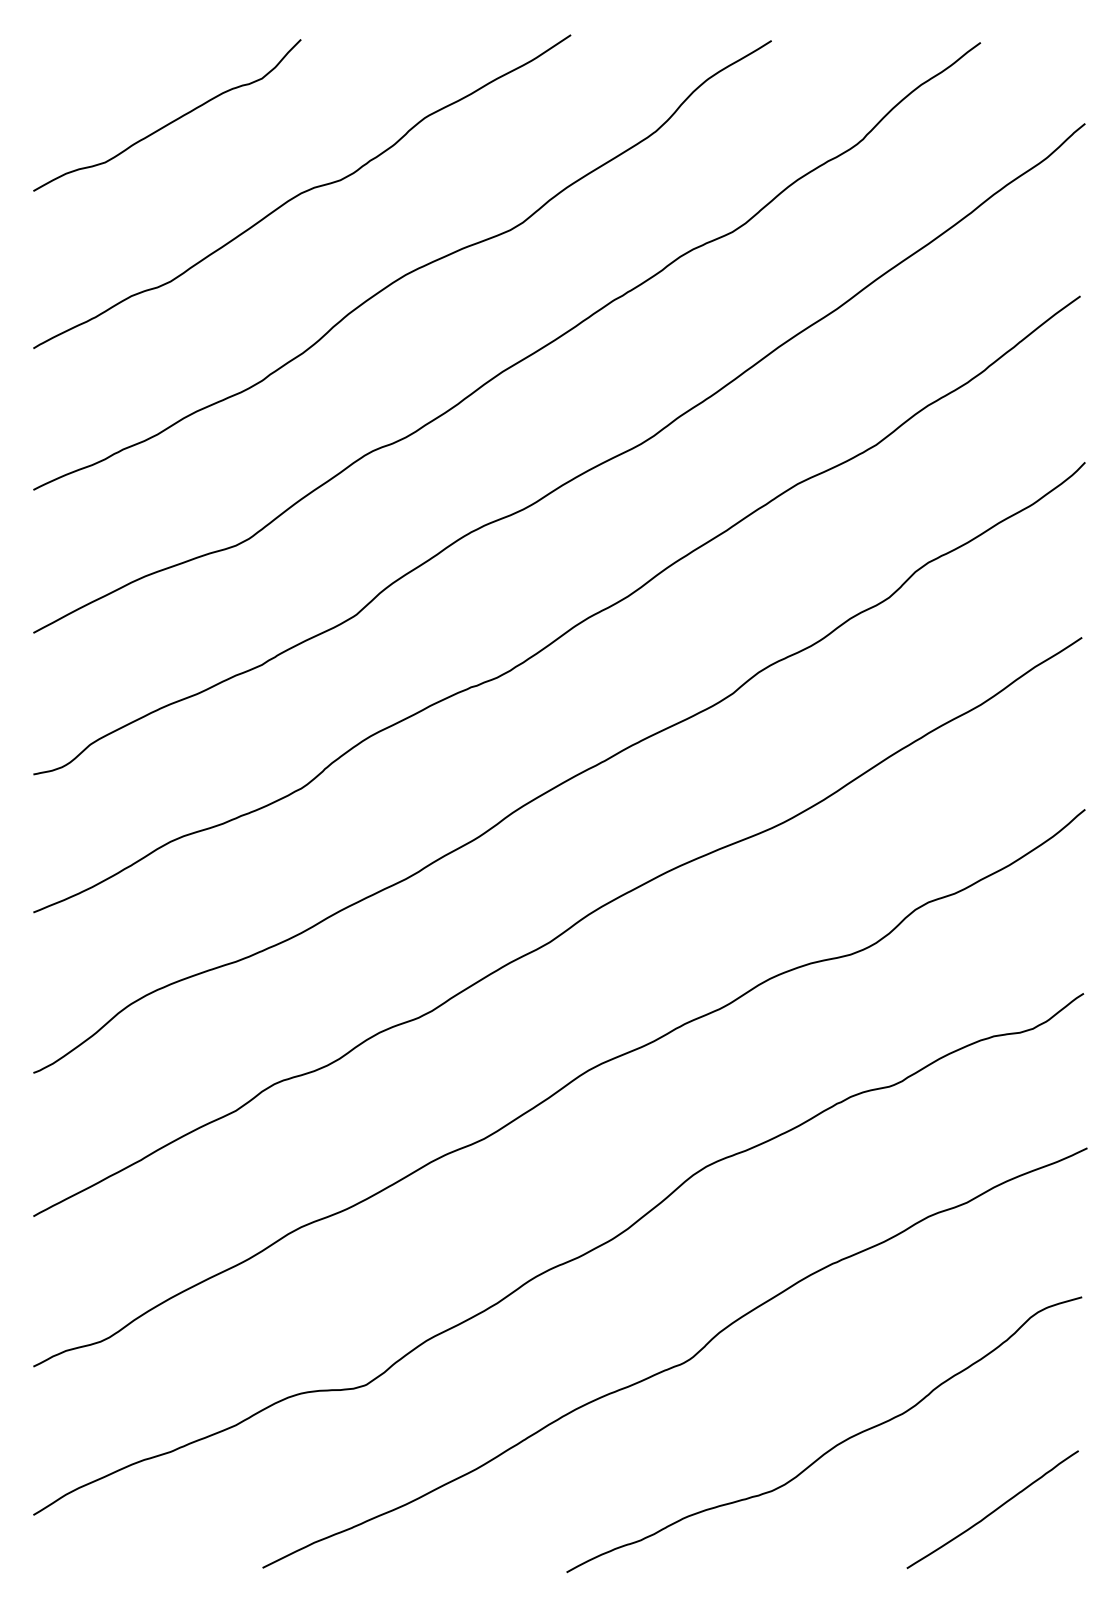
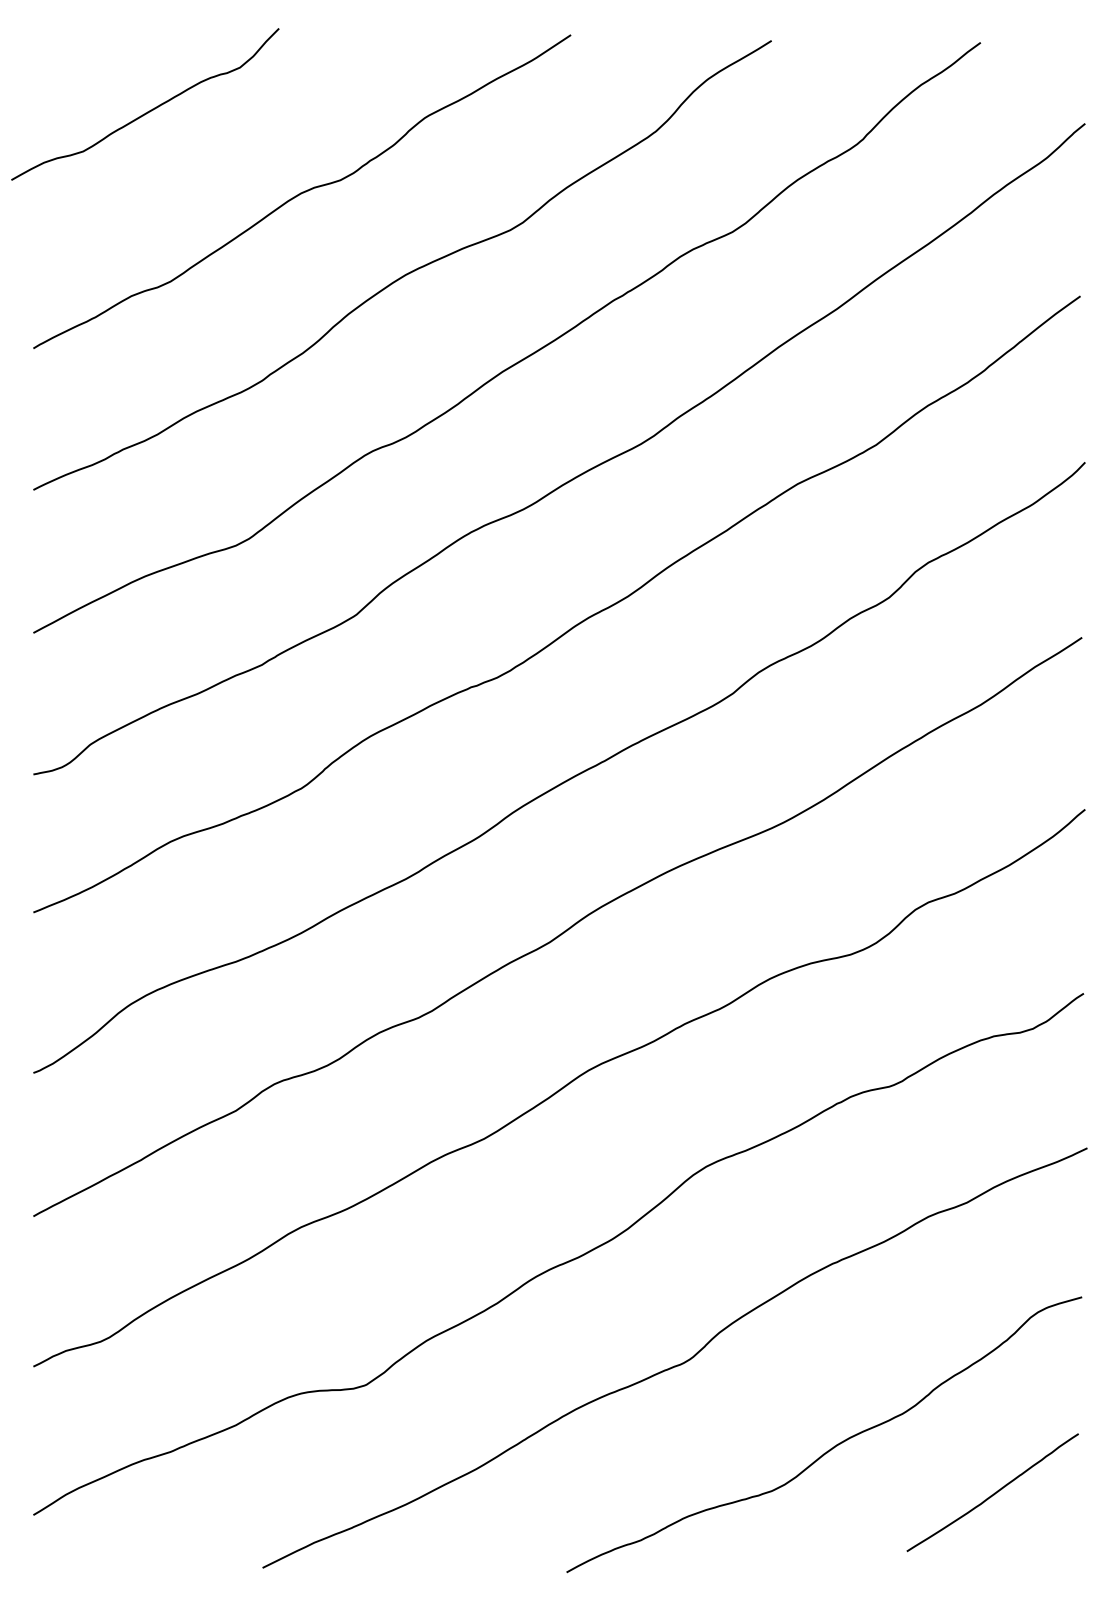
curve position: (172, 120) -> (150, 109) (150, 109)
curve position: (993, 1510) -> (993, 1493) (993, 1493)
